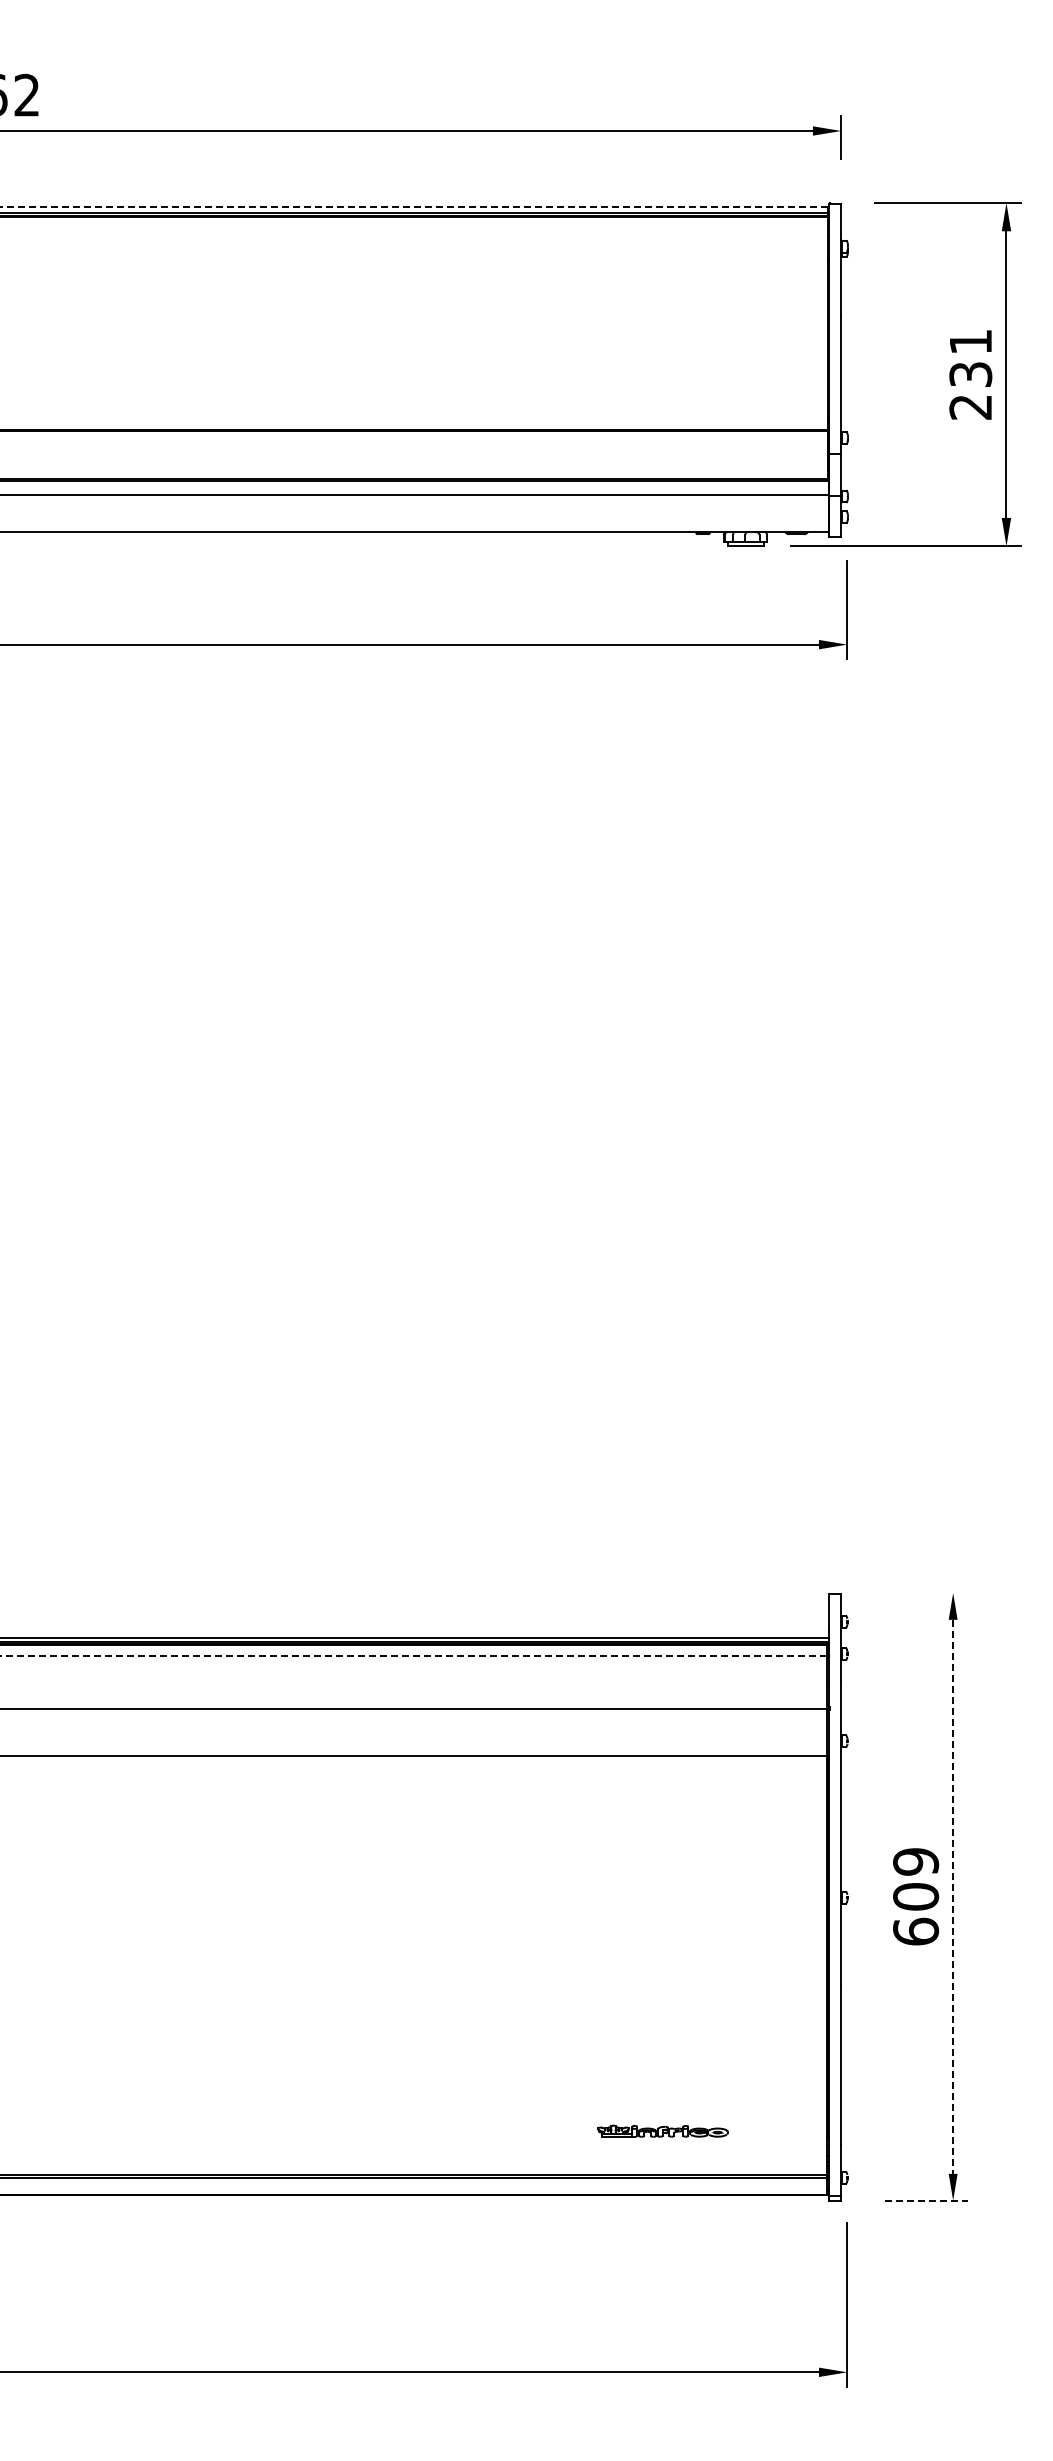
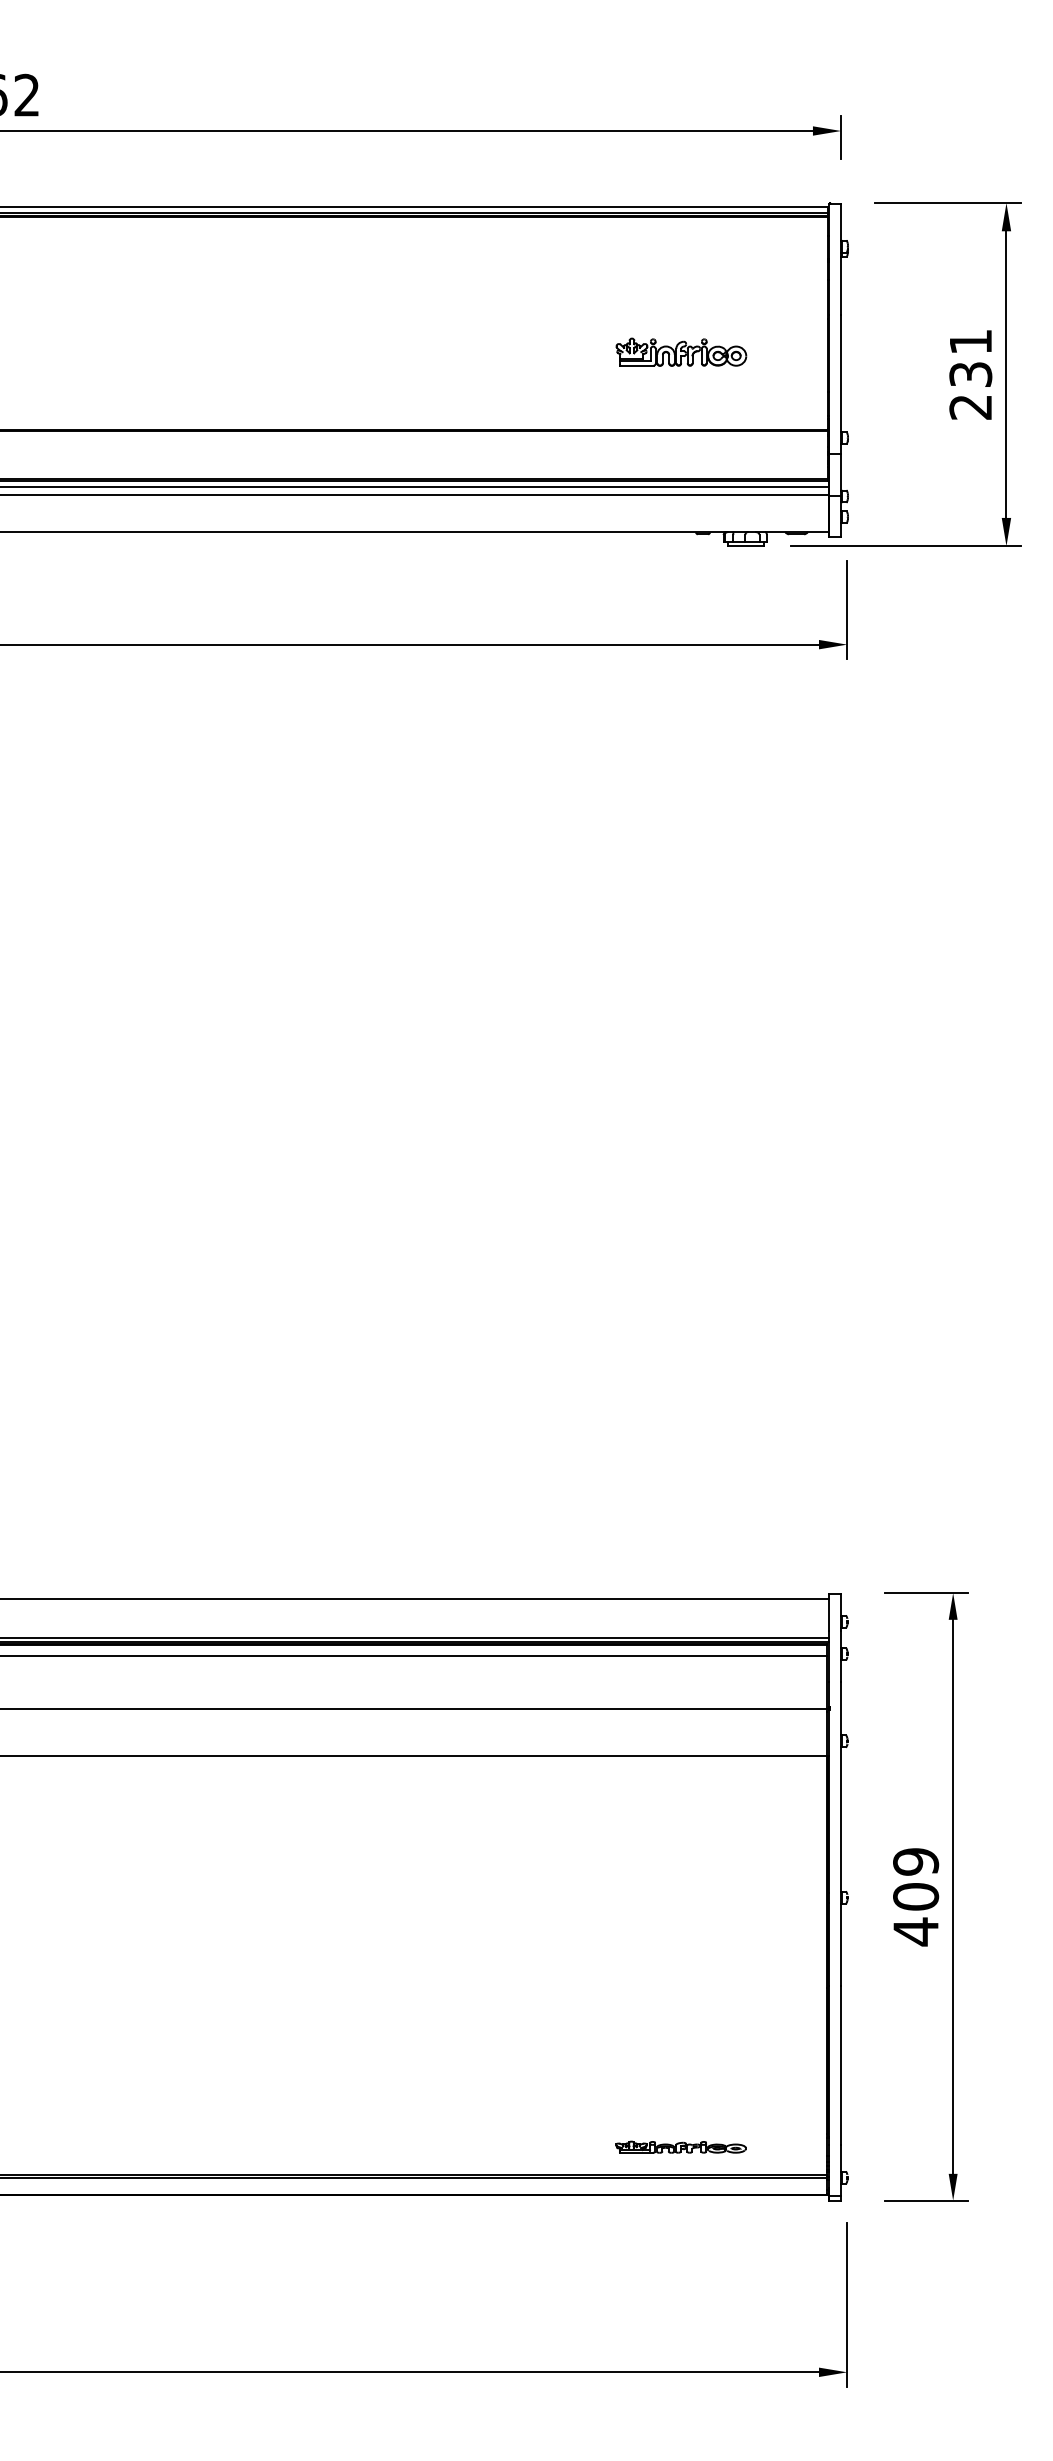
line: dashed -> solid (413, 206)
part: none -> present (681, 351)
line: none -> present (415, 486)
line: none -> present (926, 1593)
line: none -> present (415, 1599)
line: dashed -> solid (413, 1655)
line: dashed -> solid (953, 1897)
text: 609 -> 409 (916, 1931)
part position: (662, 2130) -> (680, 2146) (680, 2146)
line: dashed -> solid (927, 2200)
